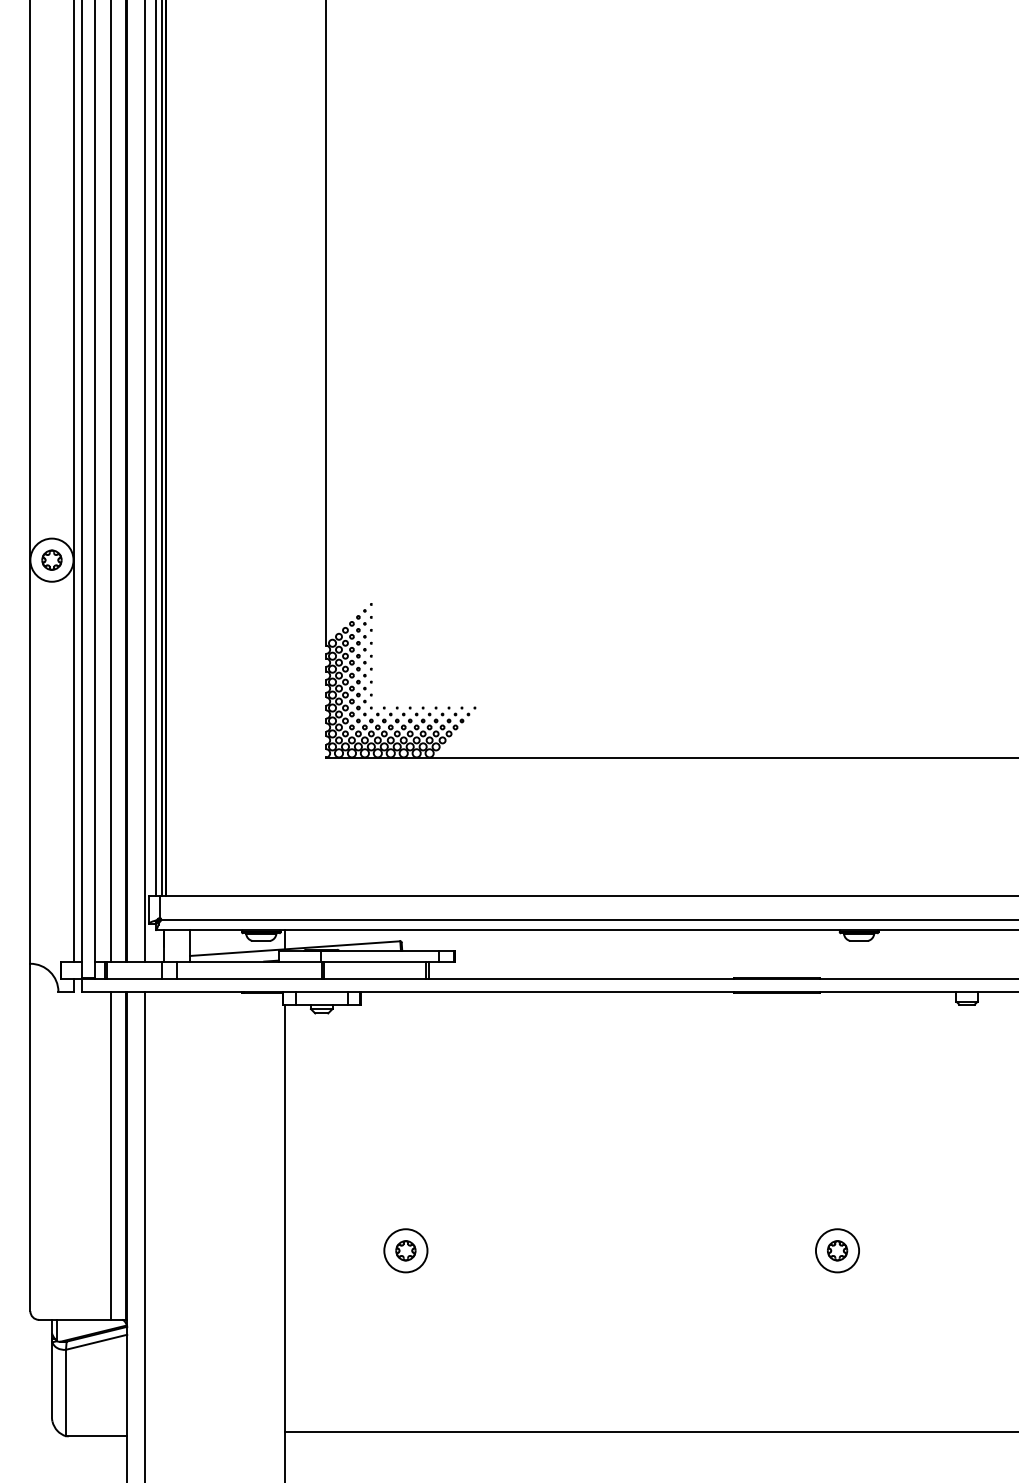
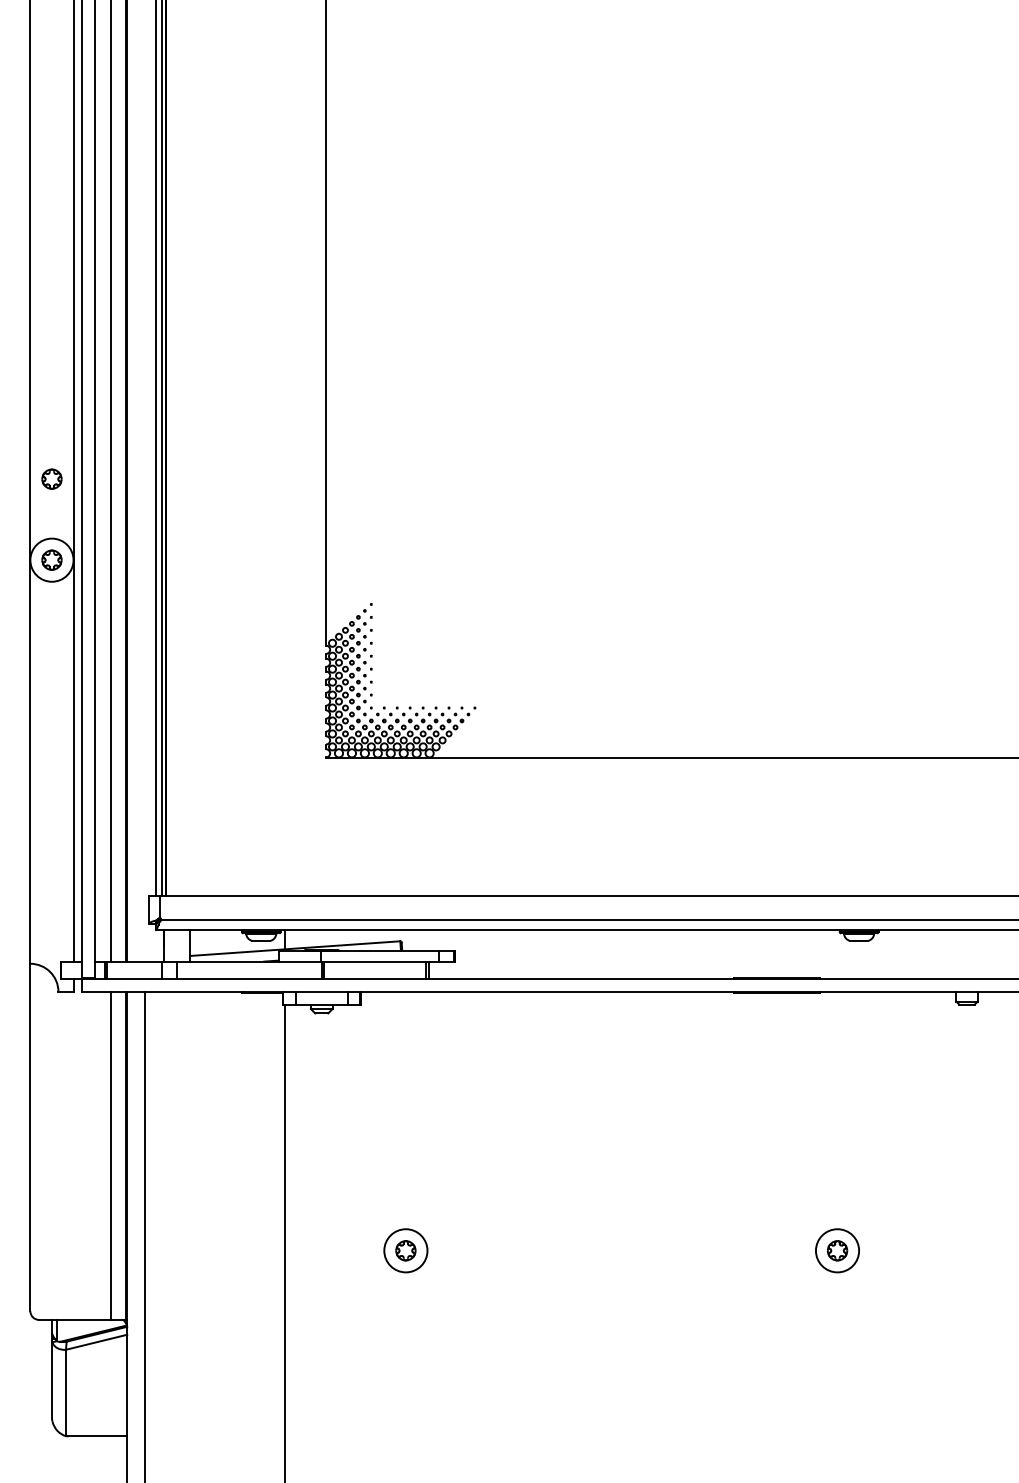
part: none -> present (51, 478)
line: present -> none (144, 481)
line: present -> none (650, 1432)
